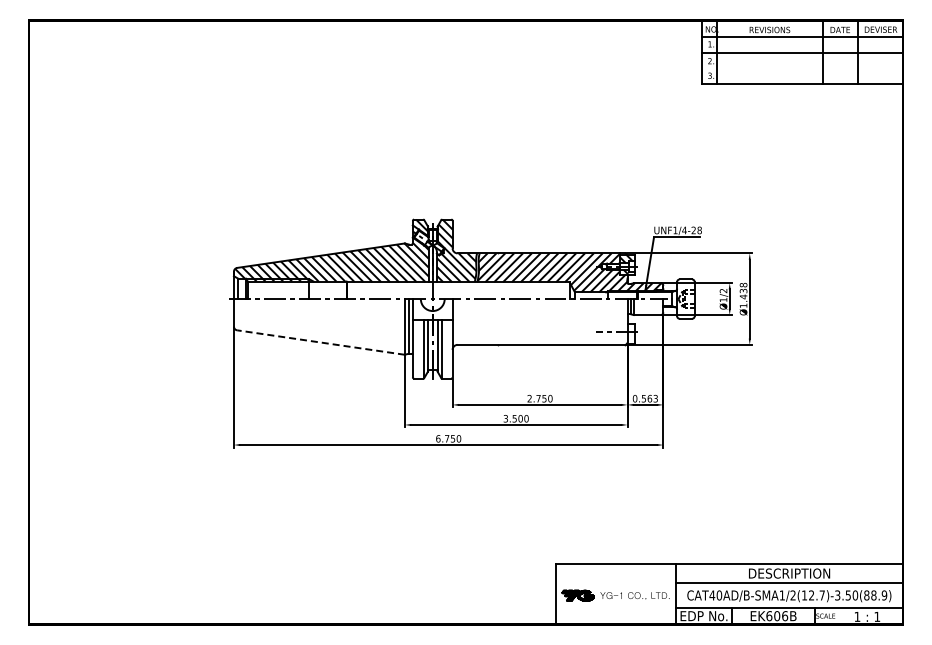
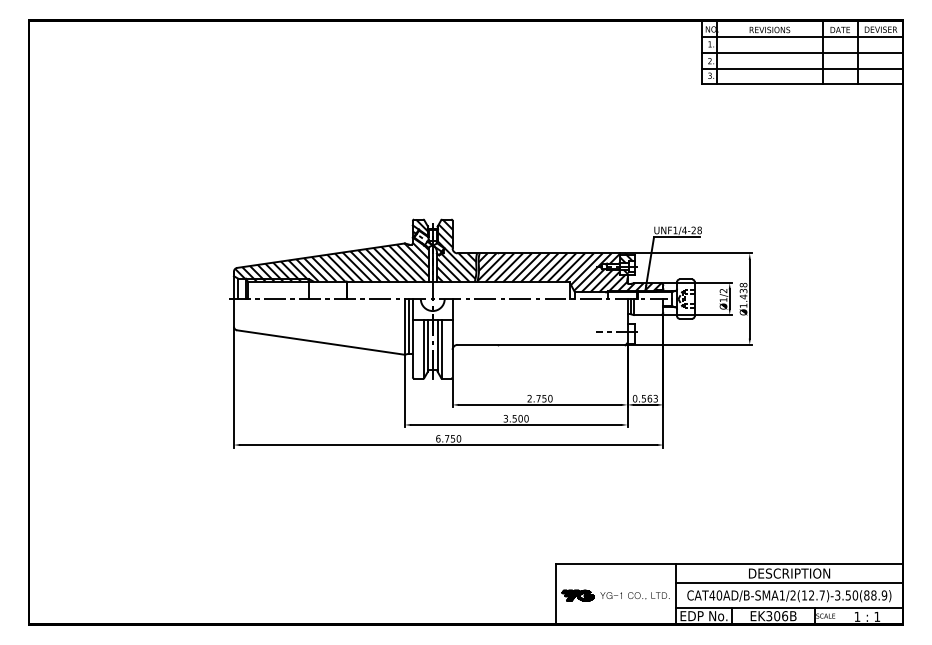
line: none -> present (802, 68)
line: dashed -> solid (321, 342)
text: EK606B -> EK306B (769, 616)
